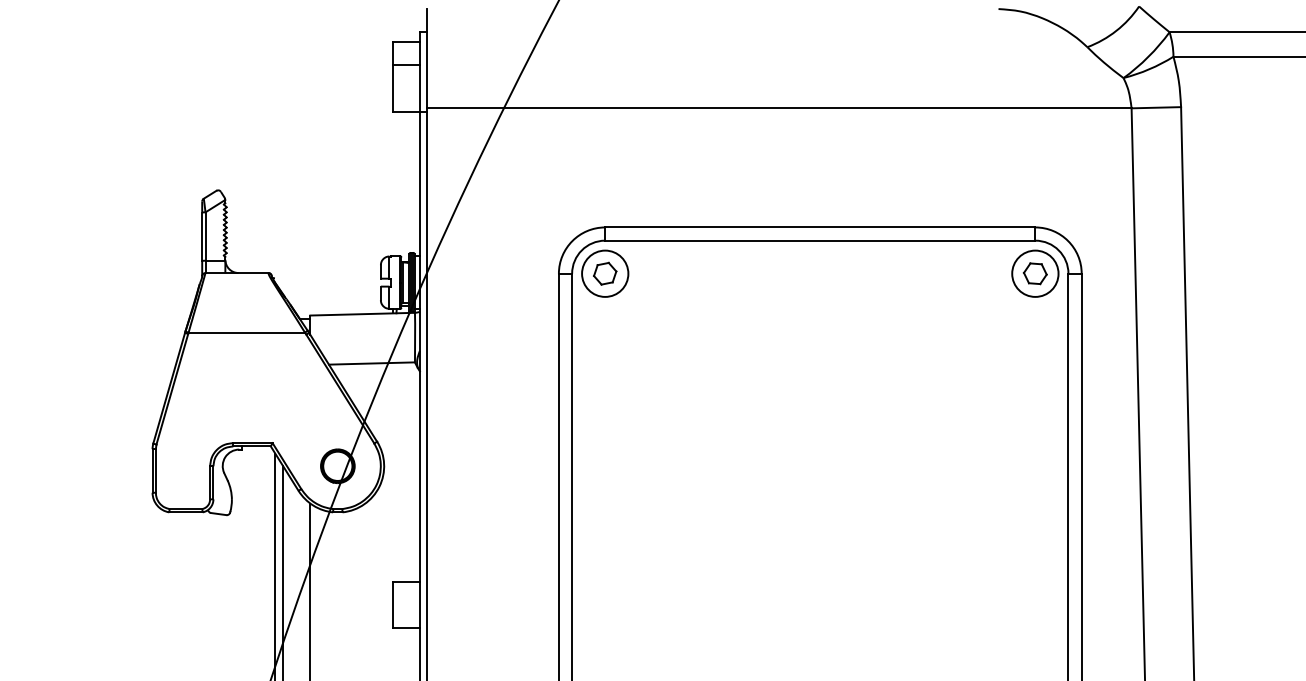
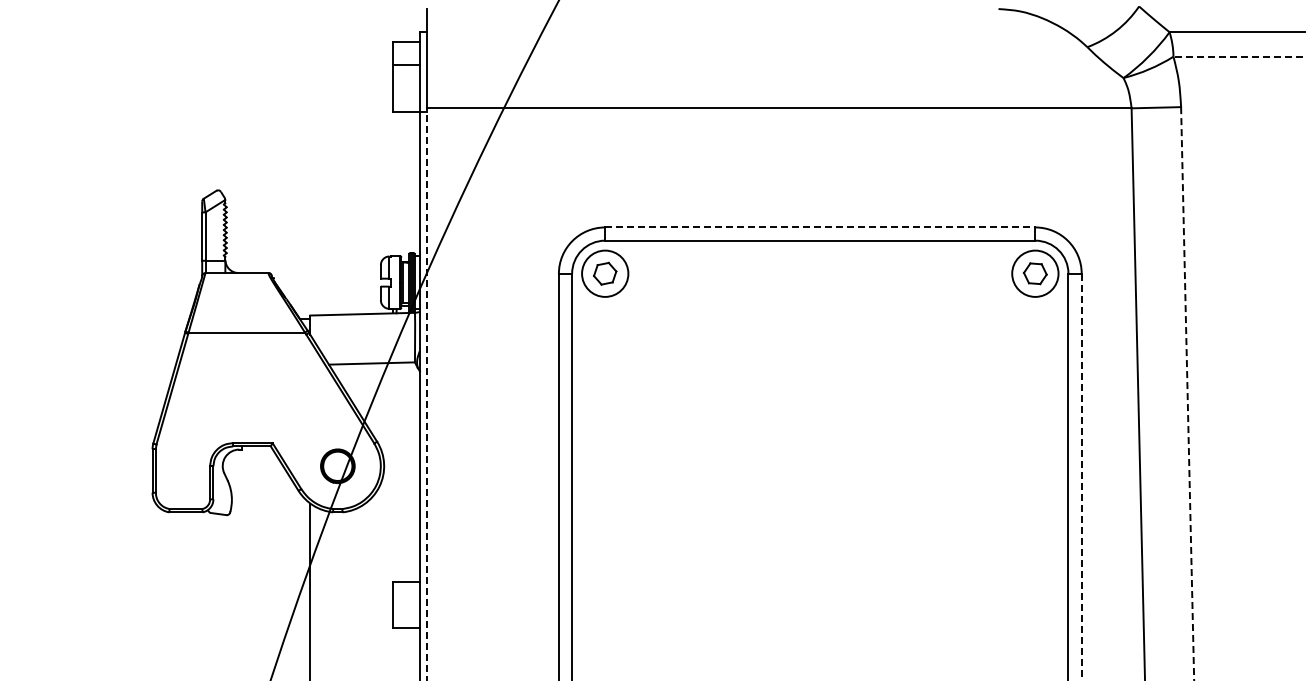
line: solid -> dashed (1239, 56)
line: solid -> dashed (820, 227)
line: solid -> dashed (1187, 393)
line: solid -> dashed (426, 394)
line: solid -> dashed (1081, 477)
line: present -> none (275, 565)
line: present -> none (283, 571)
